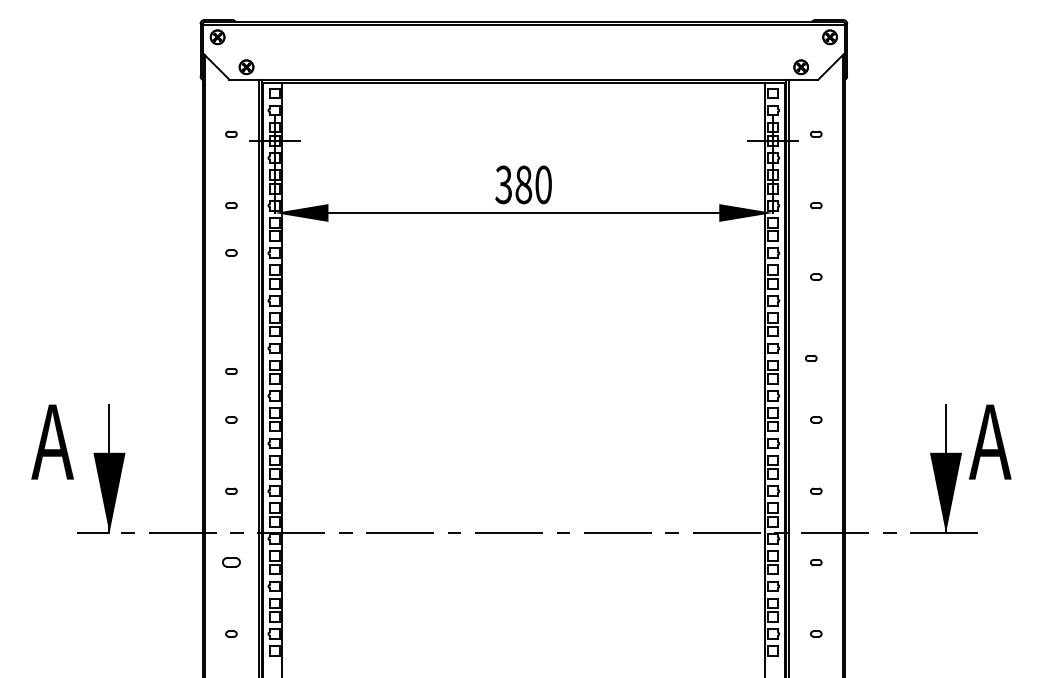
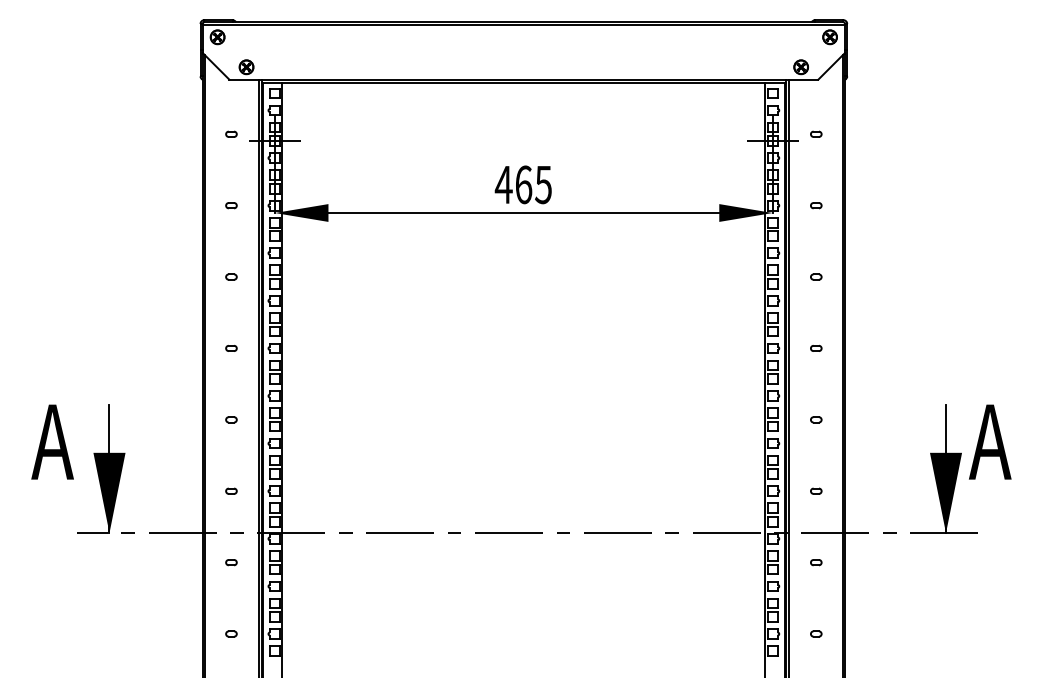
text: 380 -> 465 (522, 184)
part position: (231, 252) -> (231, 276) (231, 276)
part position: (811, 357) -> (816, 347) (816, 347)
part position: (231, 371) -> (231, 348) (231, 348)
part size: 19x11 px -> 13x8 px (231, 562)
